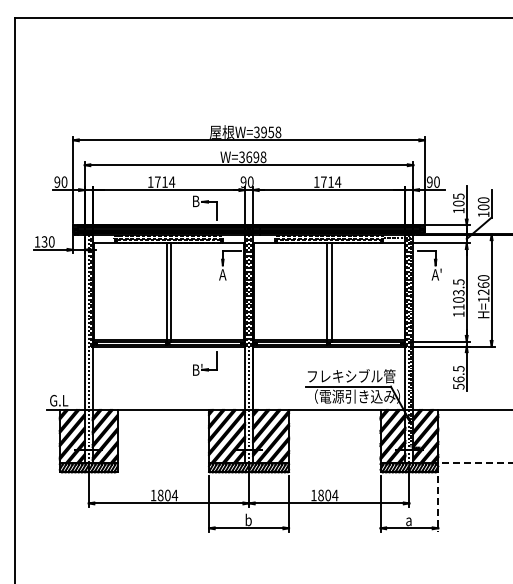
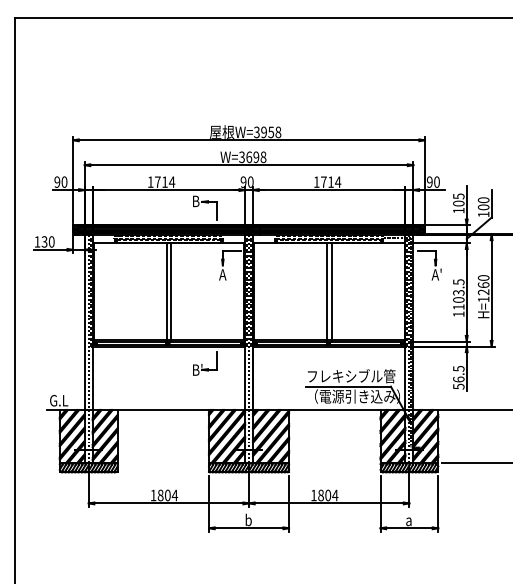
line: dashed -> solid (477, 463)
line: dashed -> solid (438, 503)
